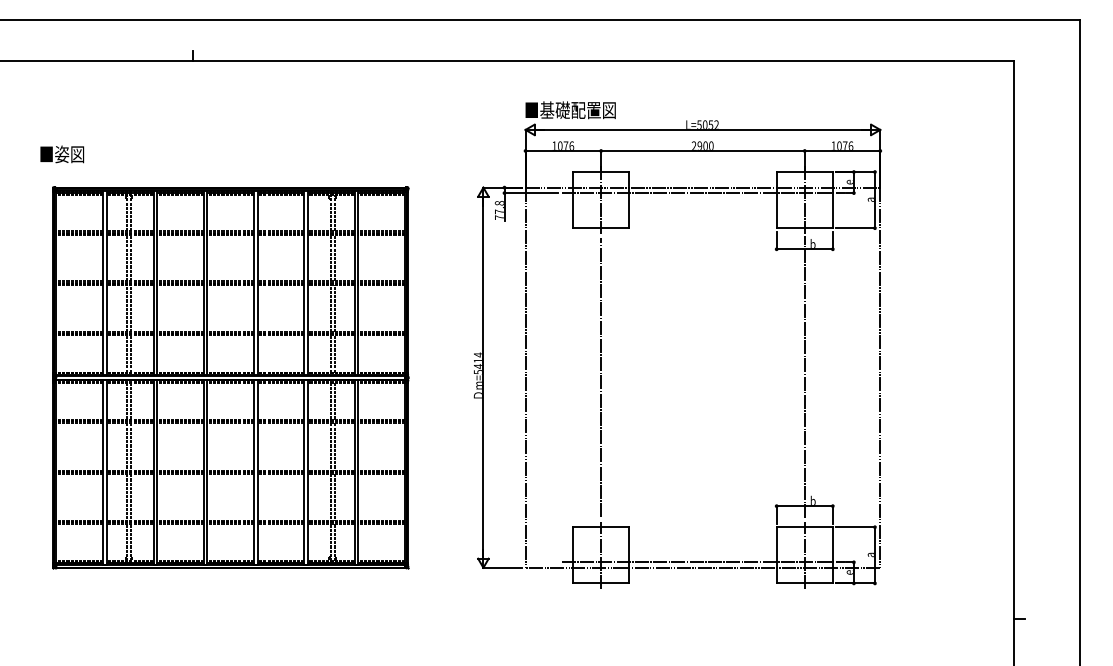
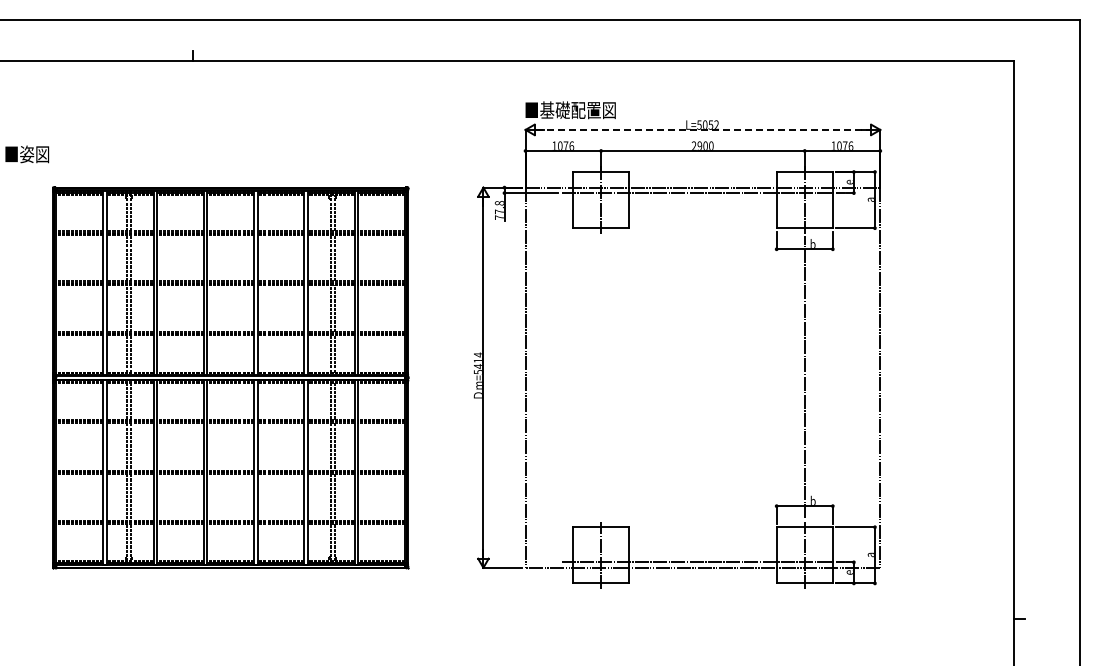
line: solid -> dashed (702, 129)
text position: (62, 154) -> (27, 154) (27, 154)
line: present -> none (601, 377)
